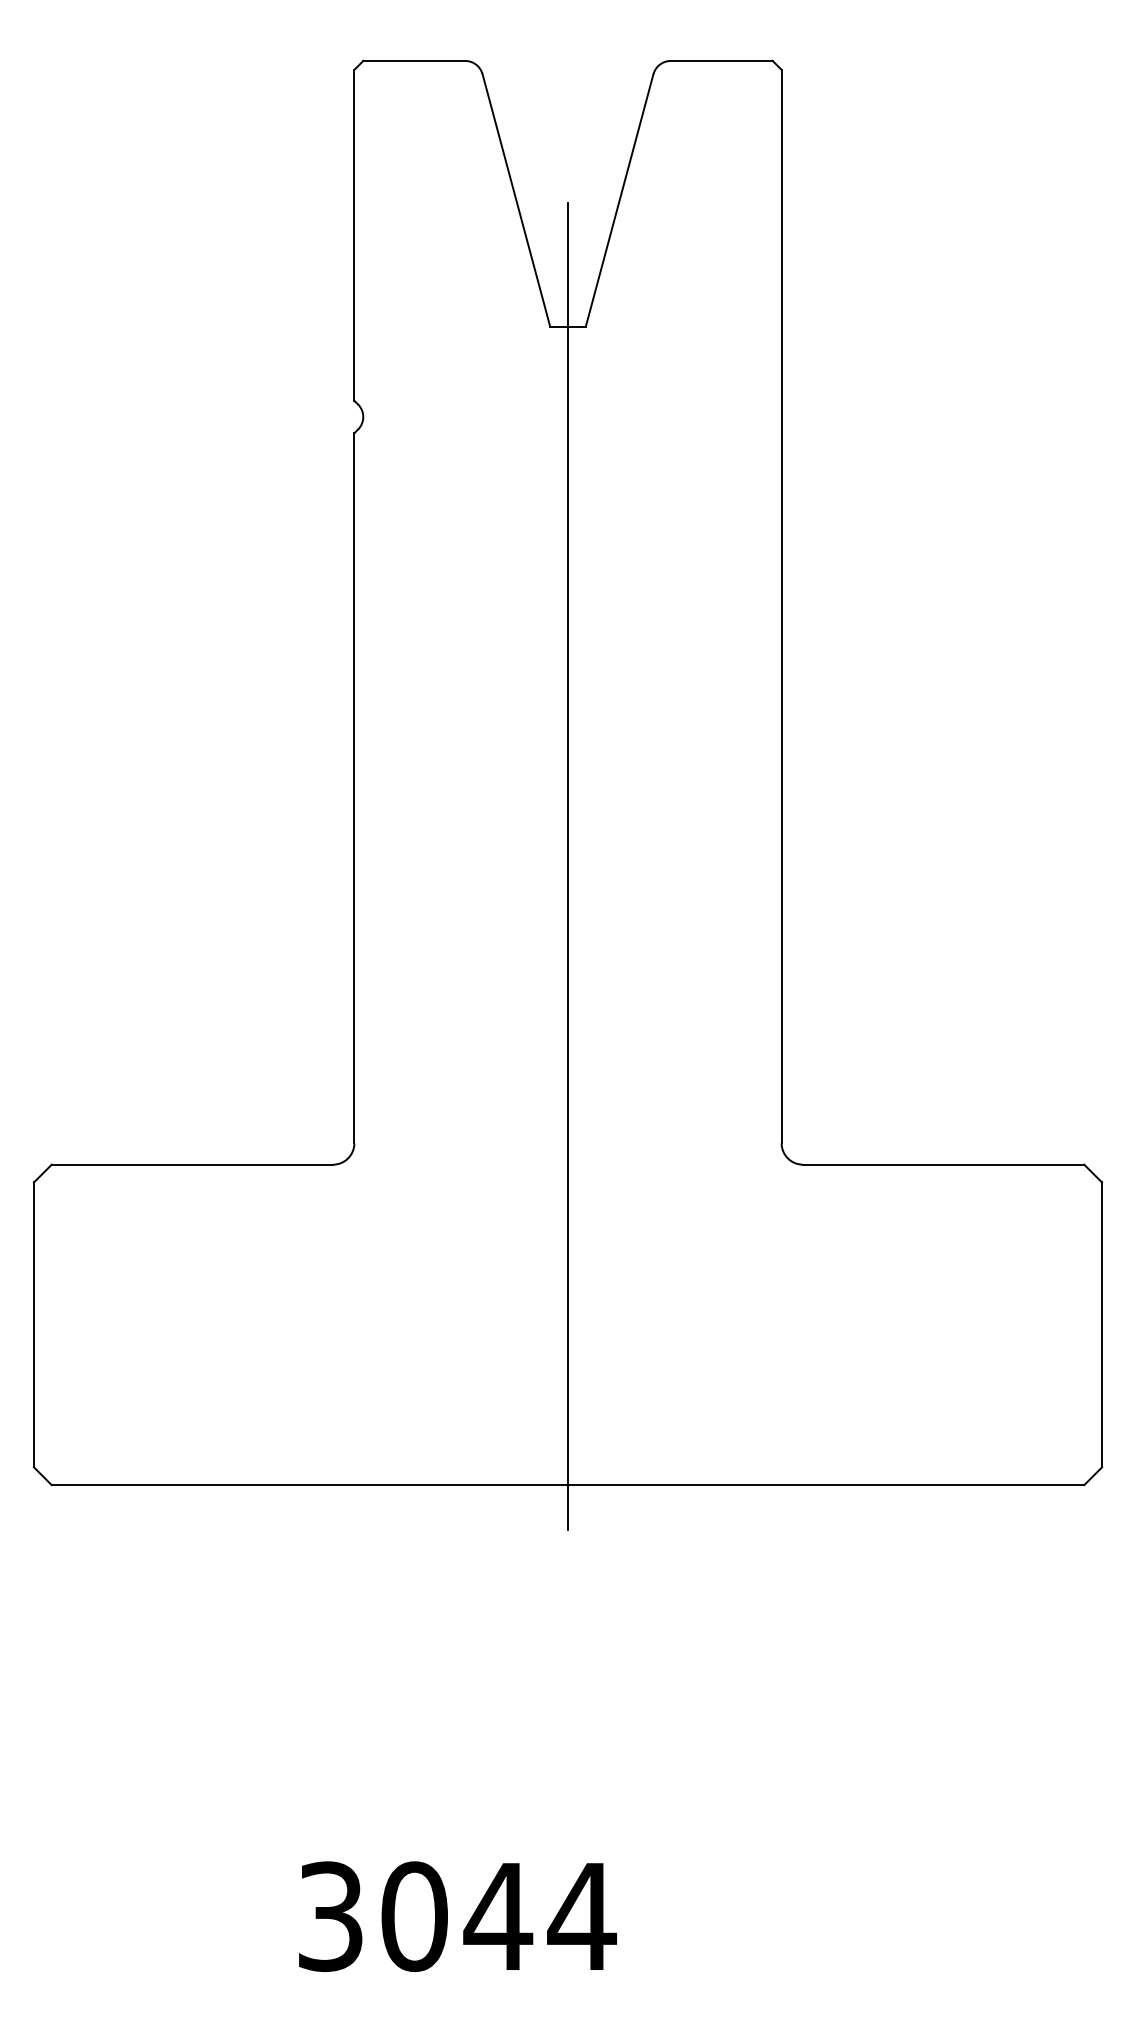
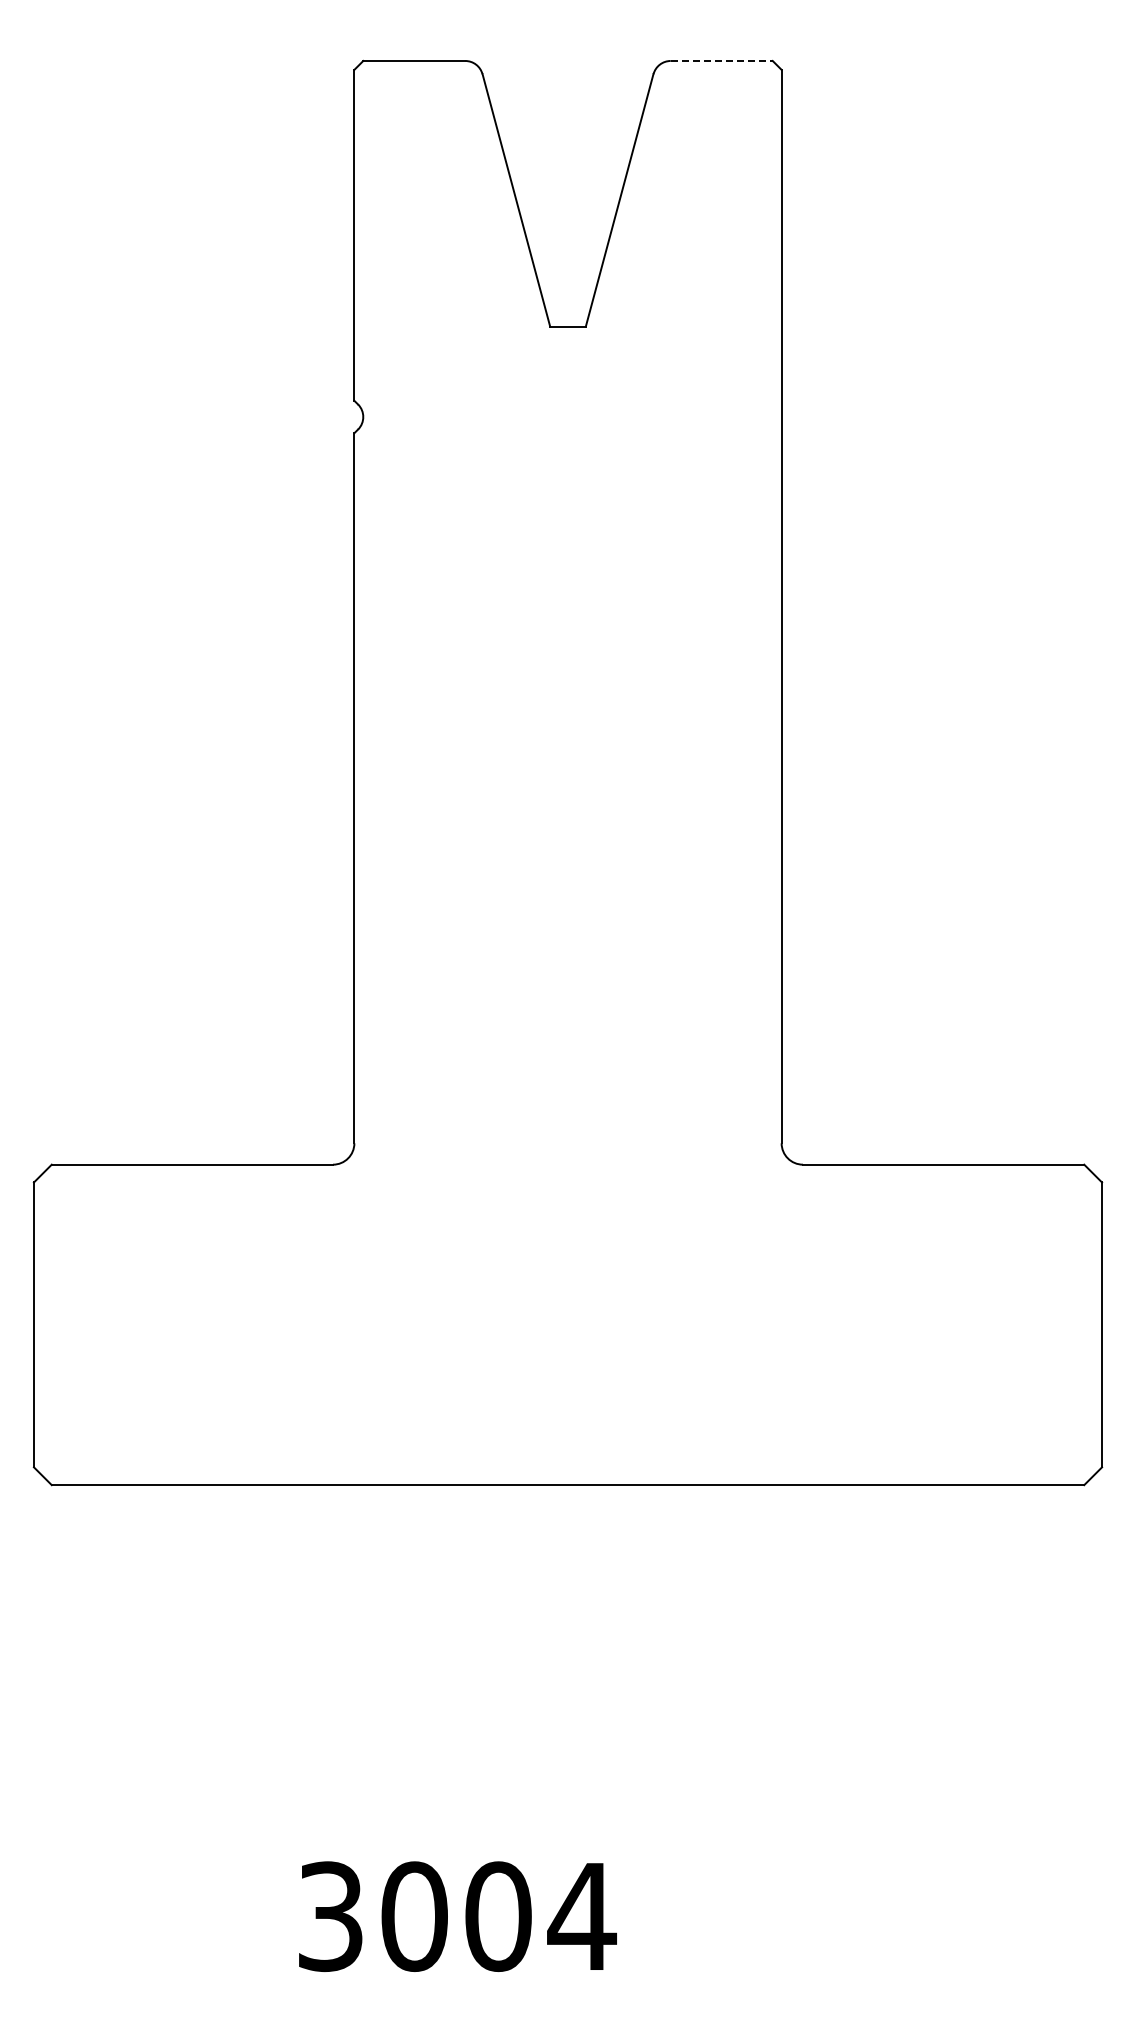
line: solid -> dashed (722, 60)
line: present -> none (568, 866)
text: 3044 -> 3004 (498, 1916)
